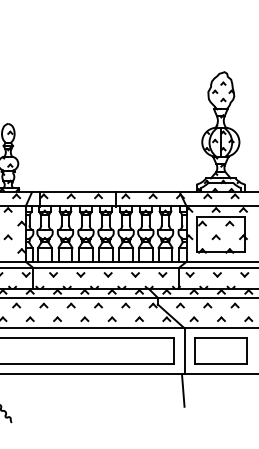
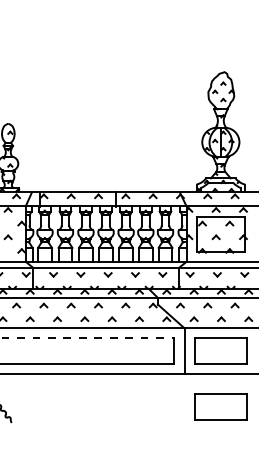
line: solid -> dashed (87, 338)
line: present -> none (182, 390)
part: none -> present (220, 406)
